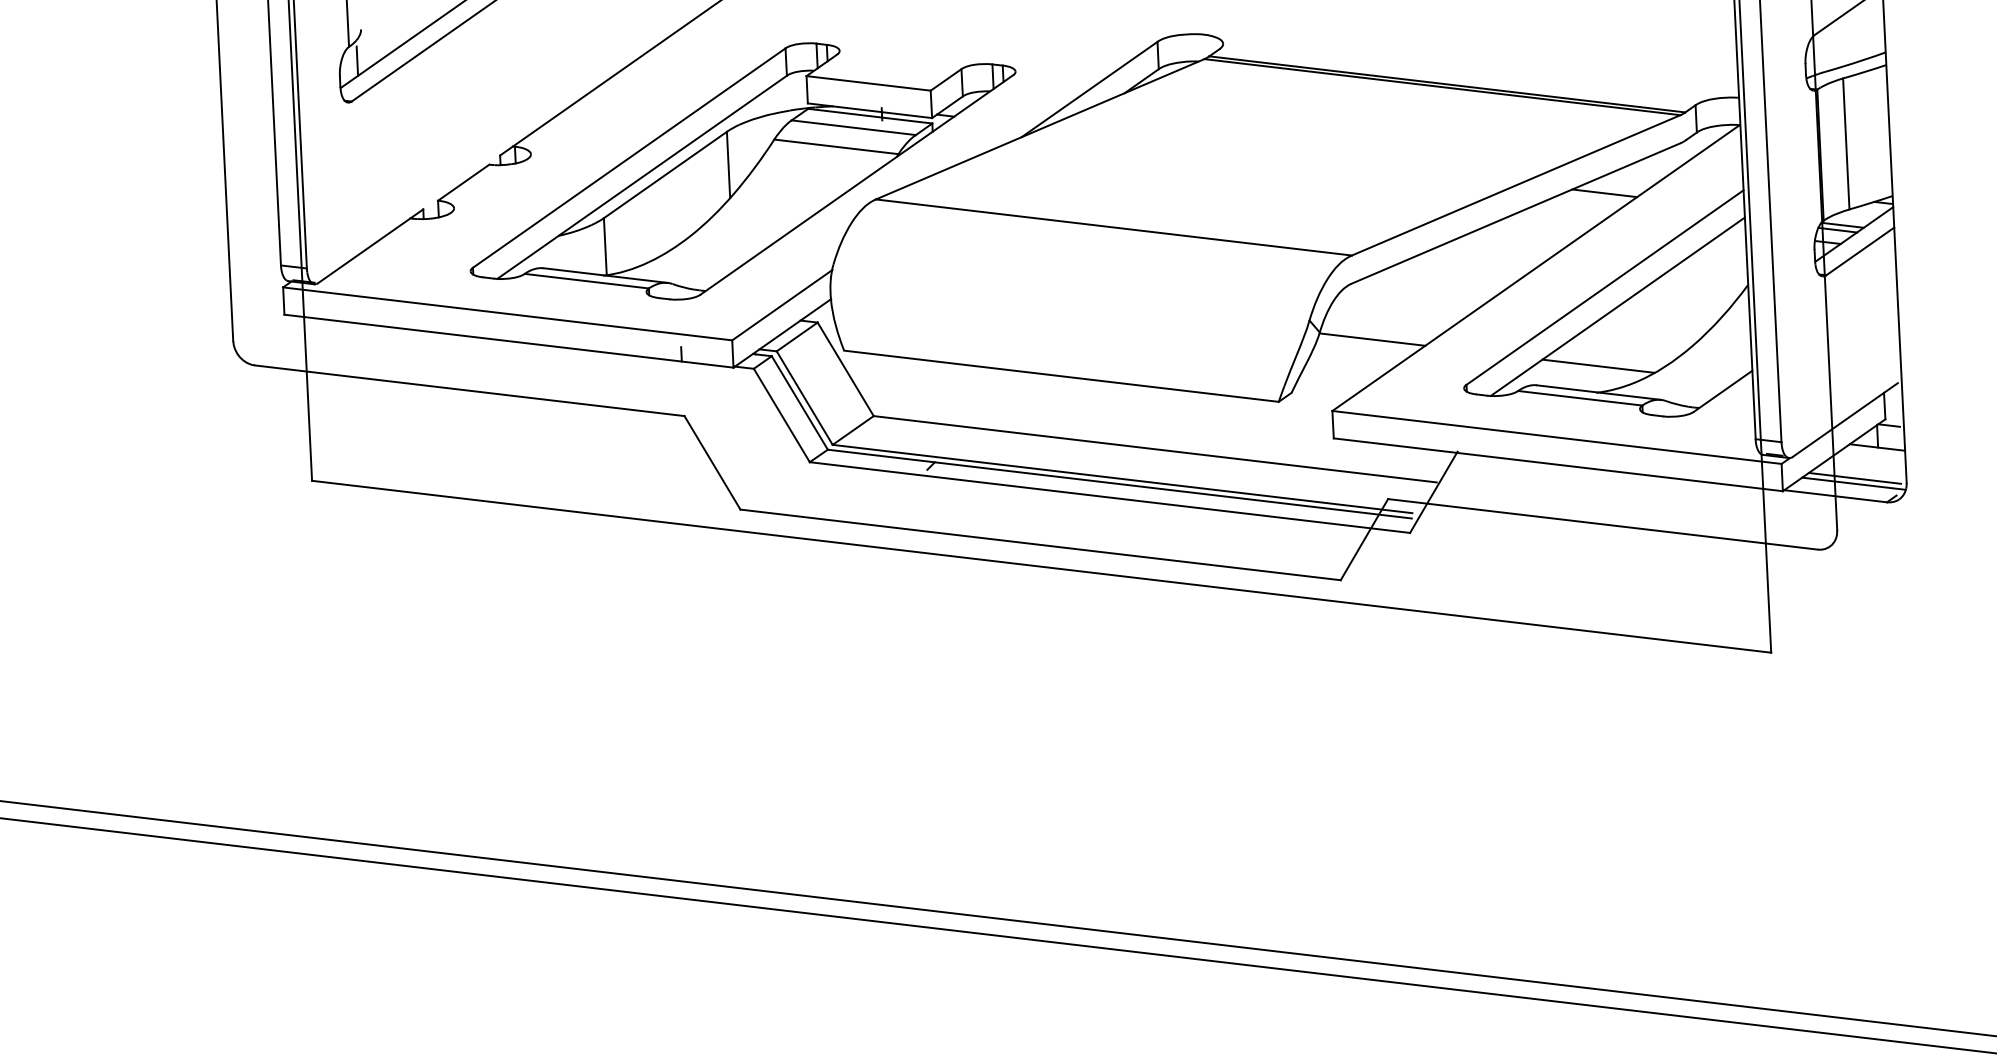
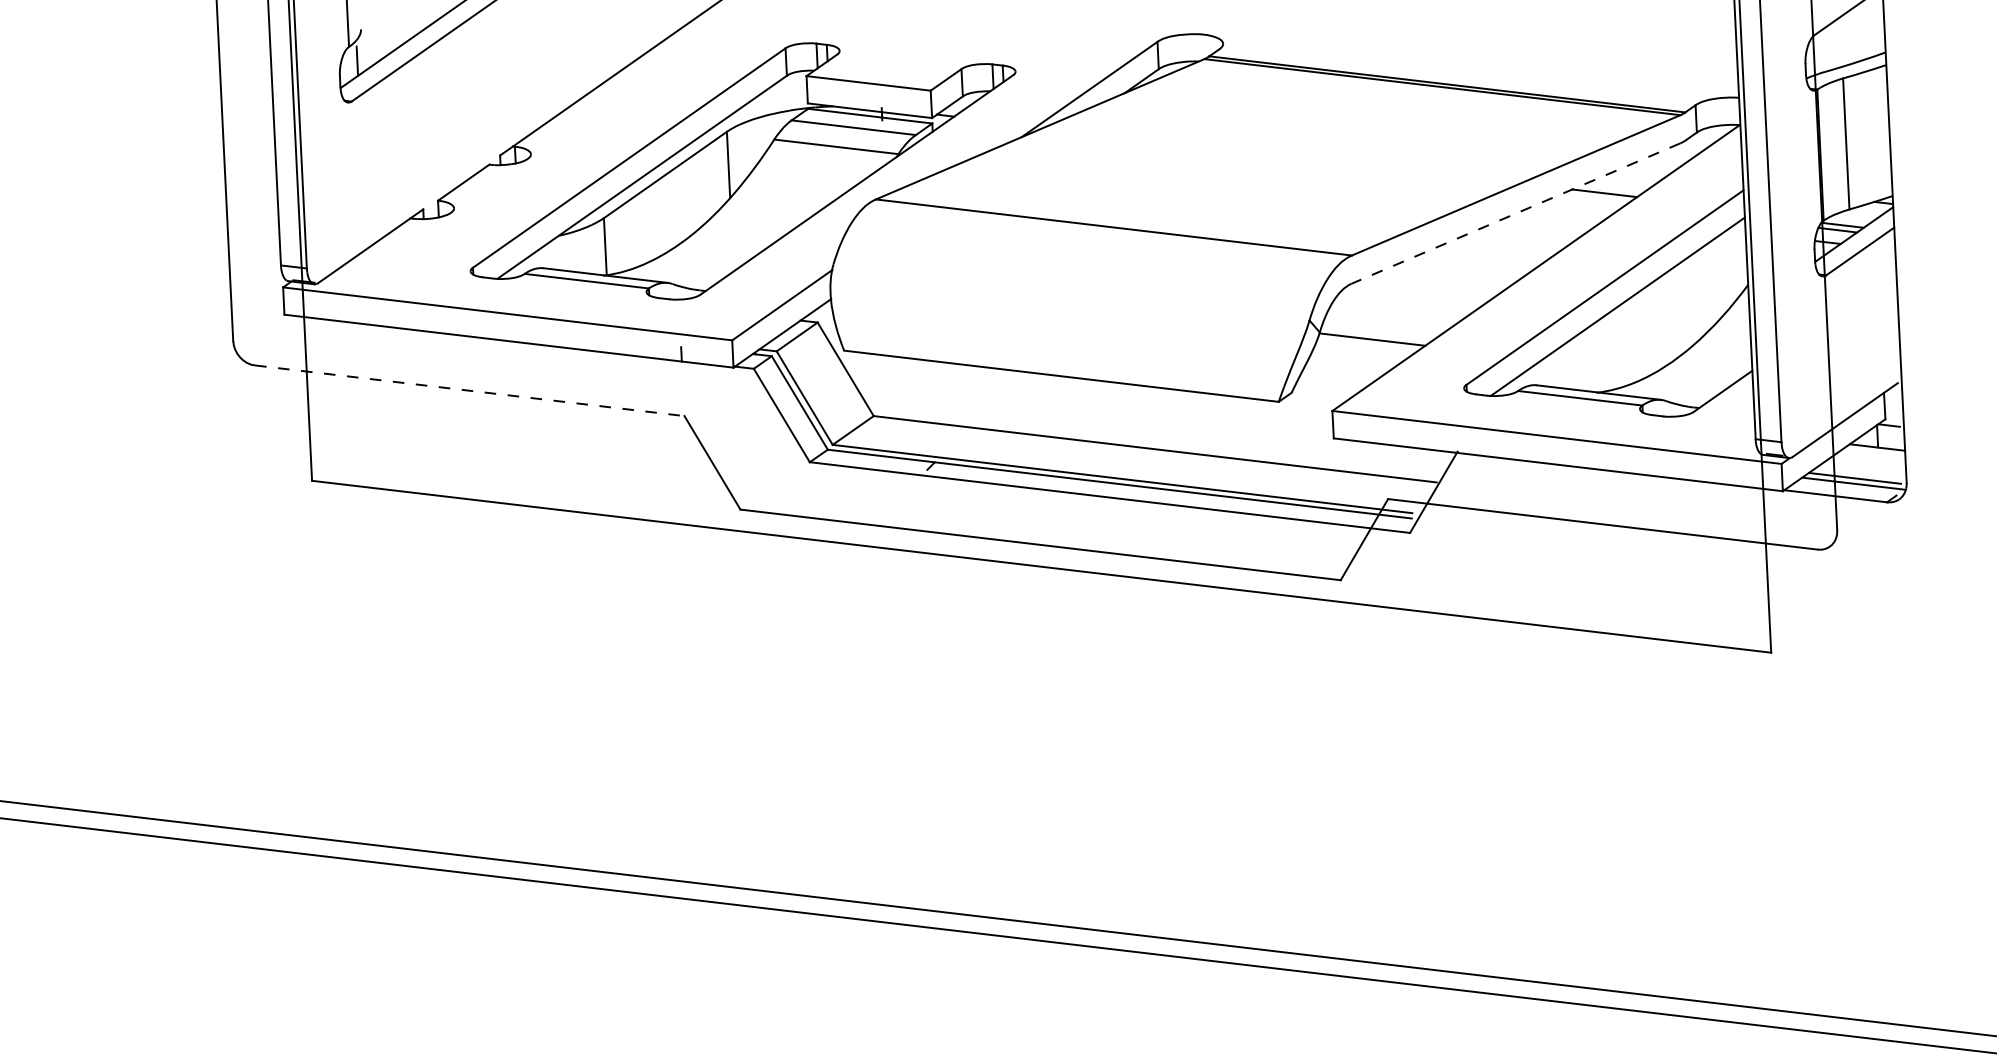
line: solid -> dashed (1515, 213)
line: present -> none (1598, 365)
line: solid -> dashed (470, 390)
